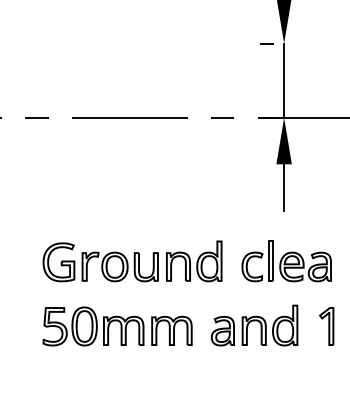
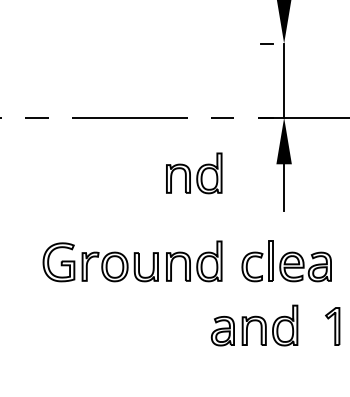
part: none -> present (194, 173)
part: present -> none (117, 326)
part position: (326, 326) -> (332, 326) (332, 326)
